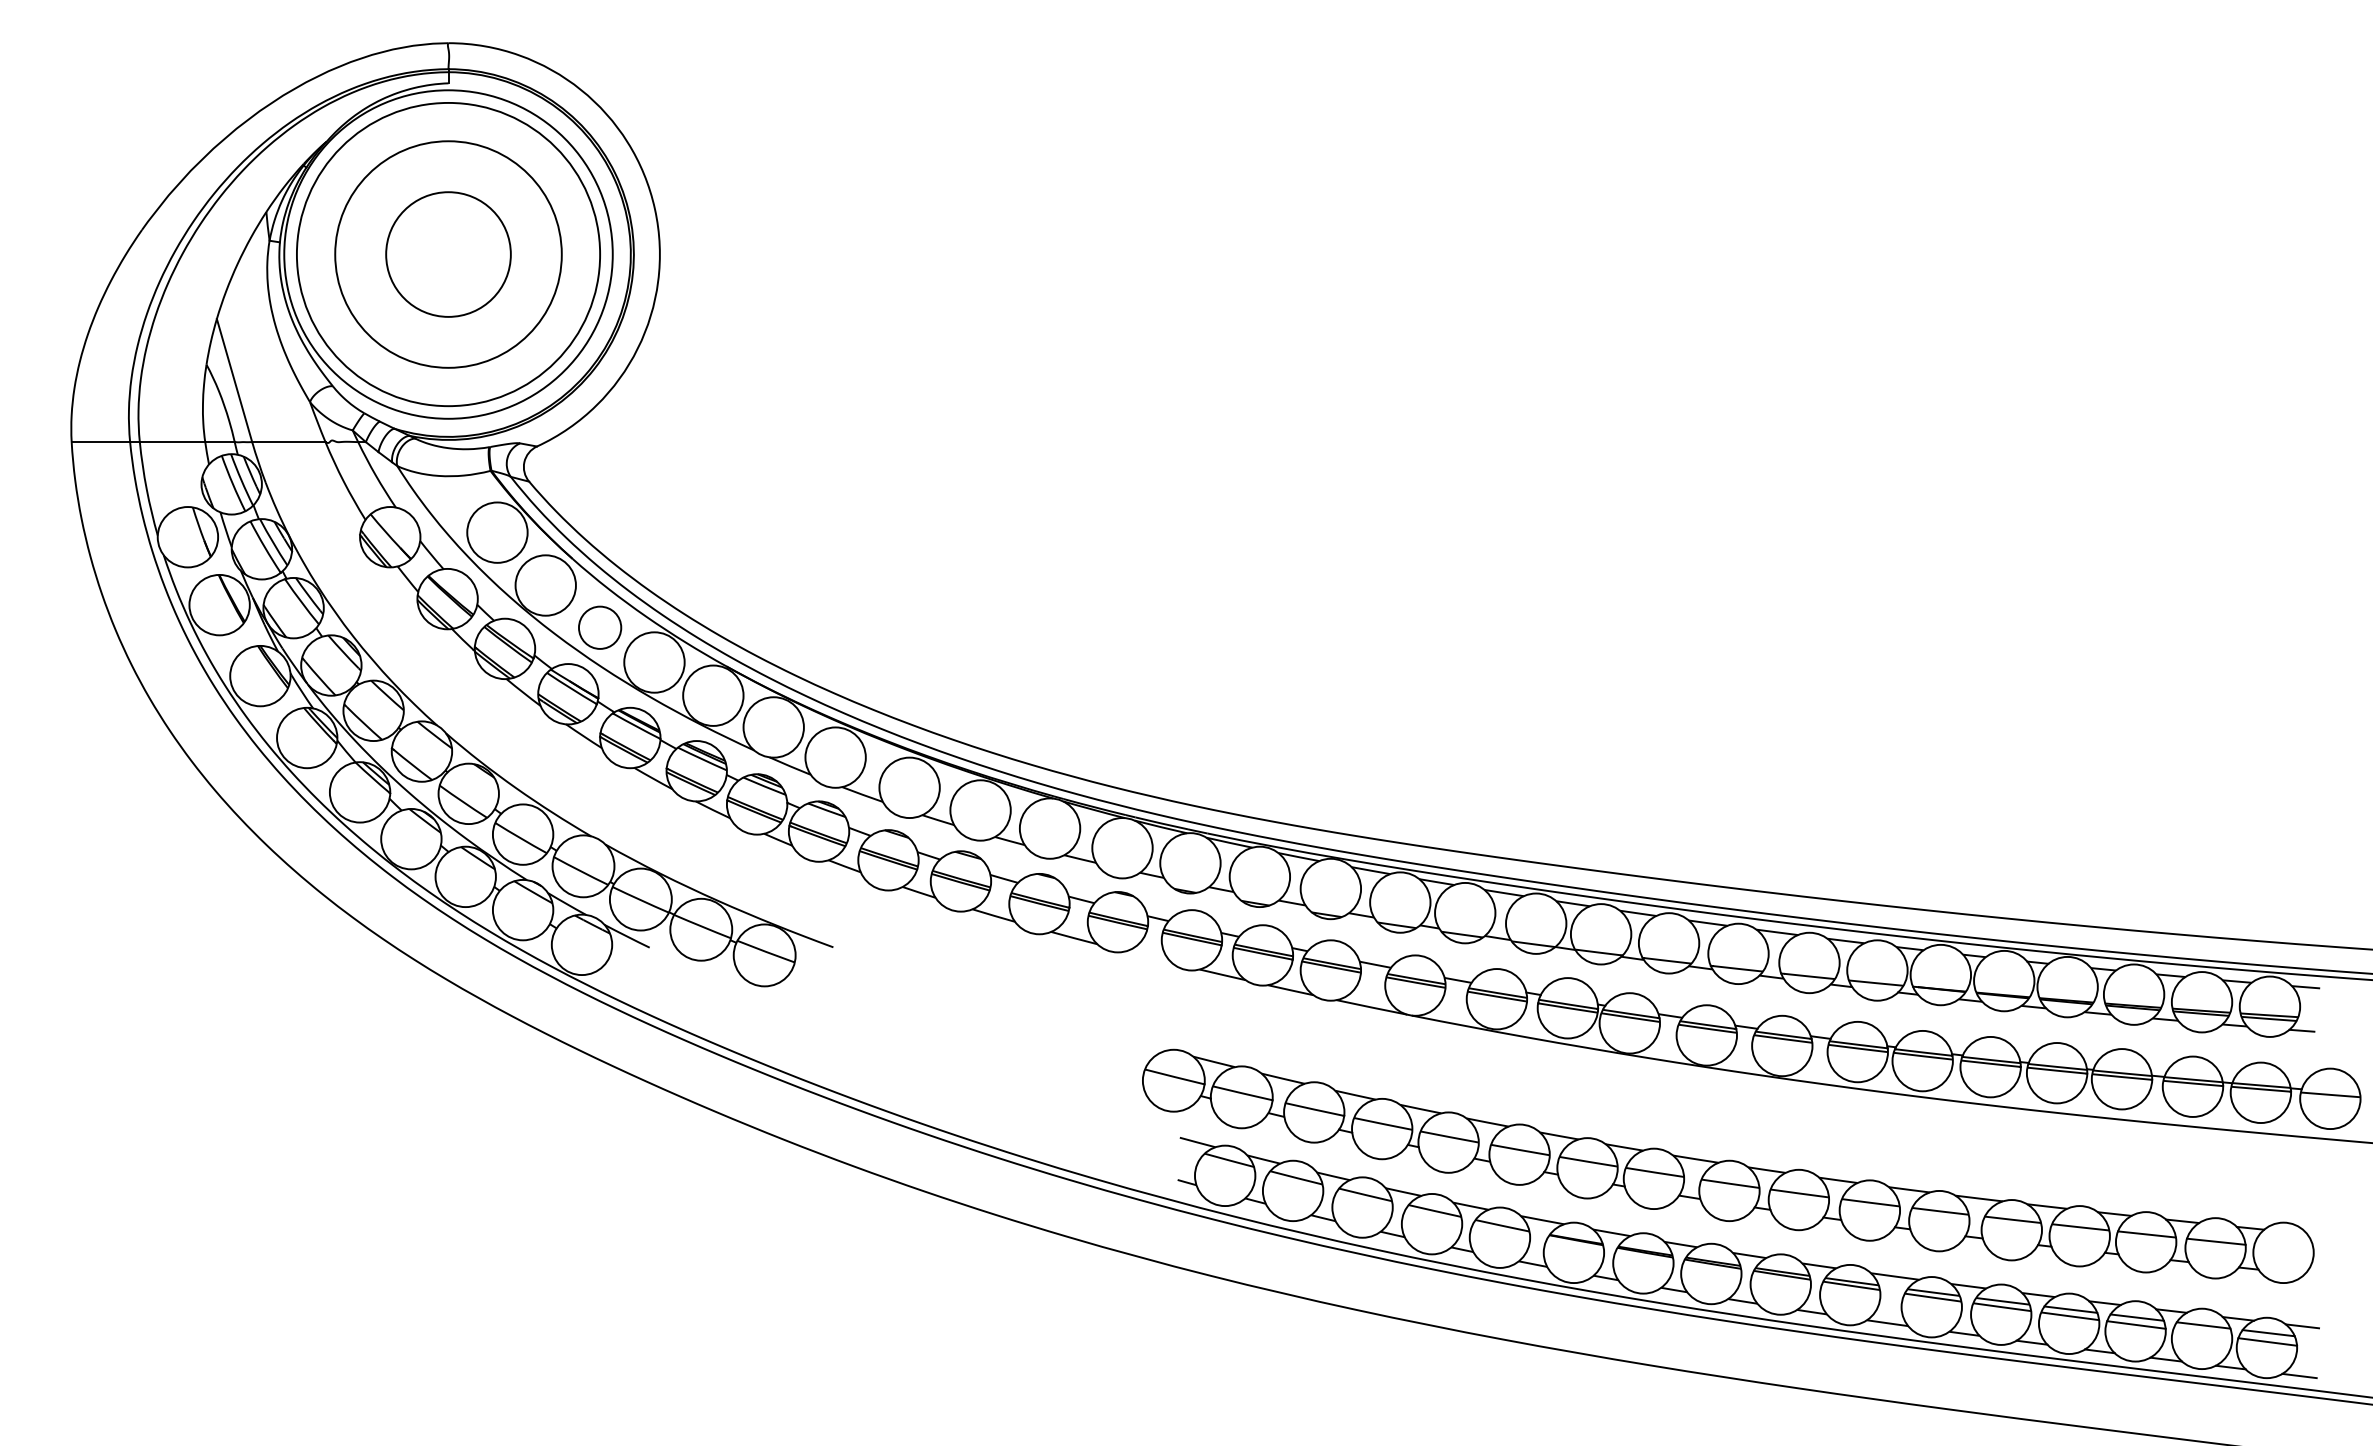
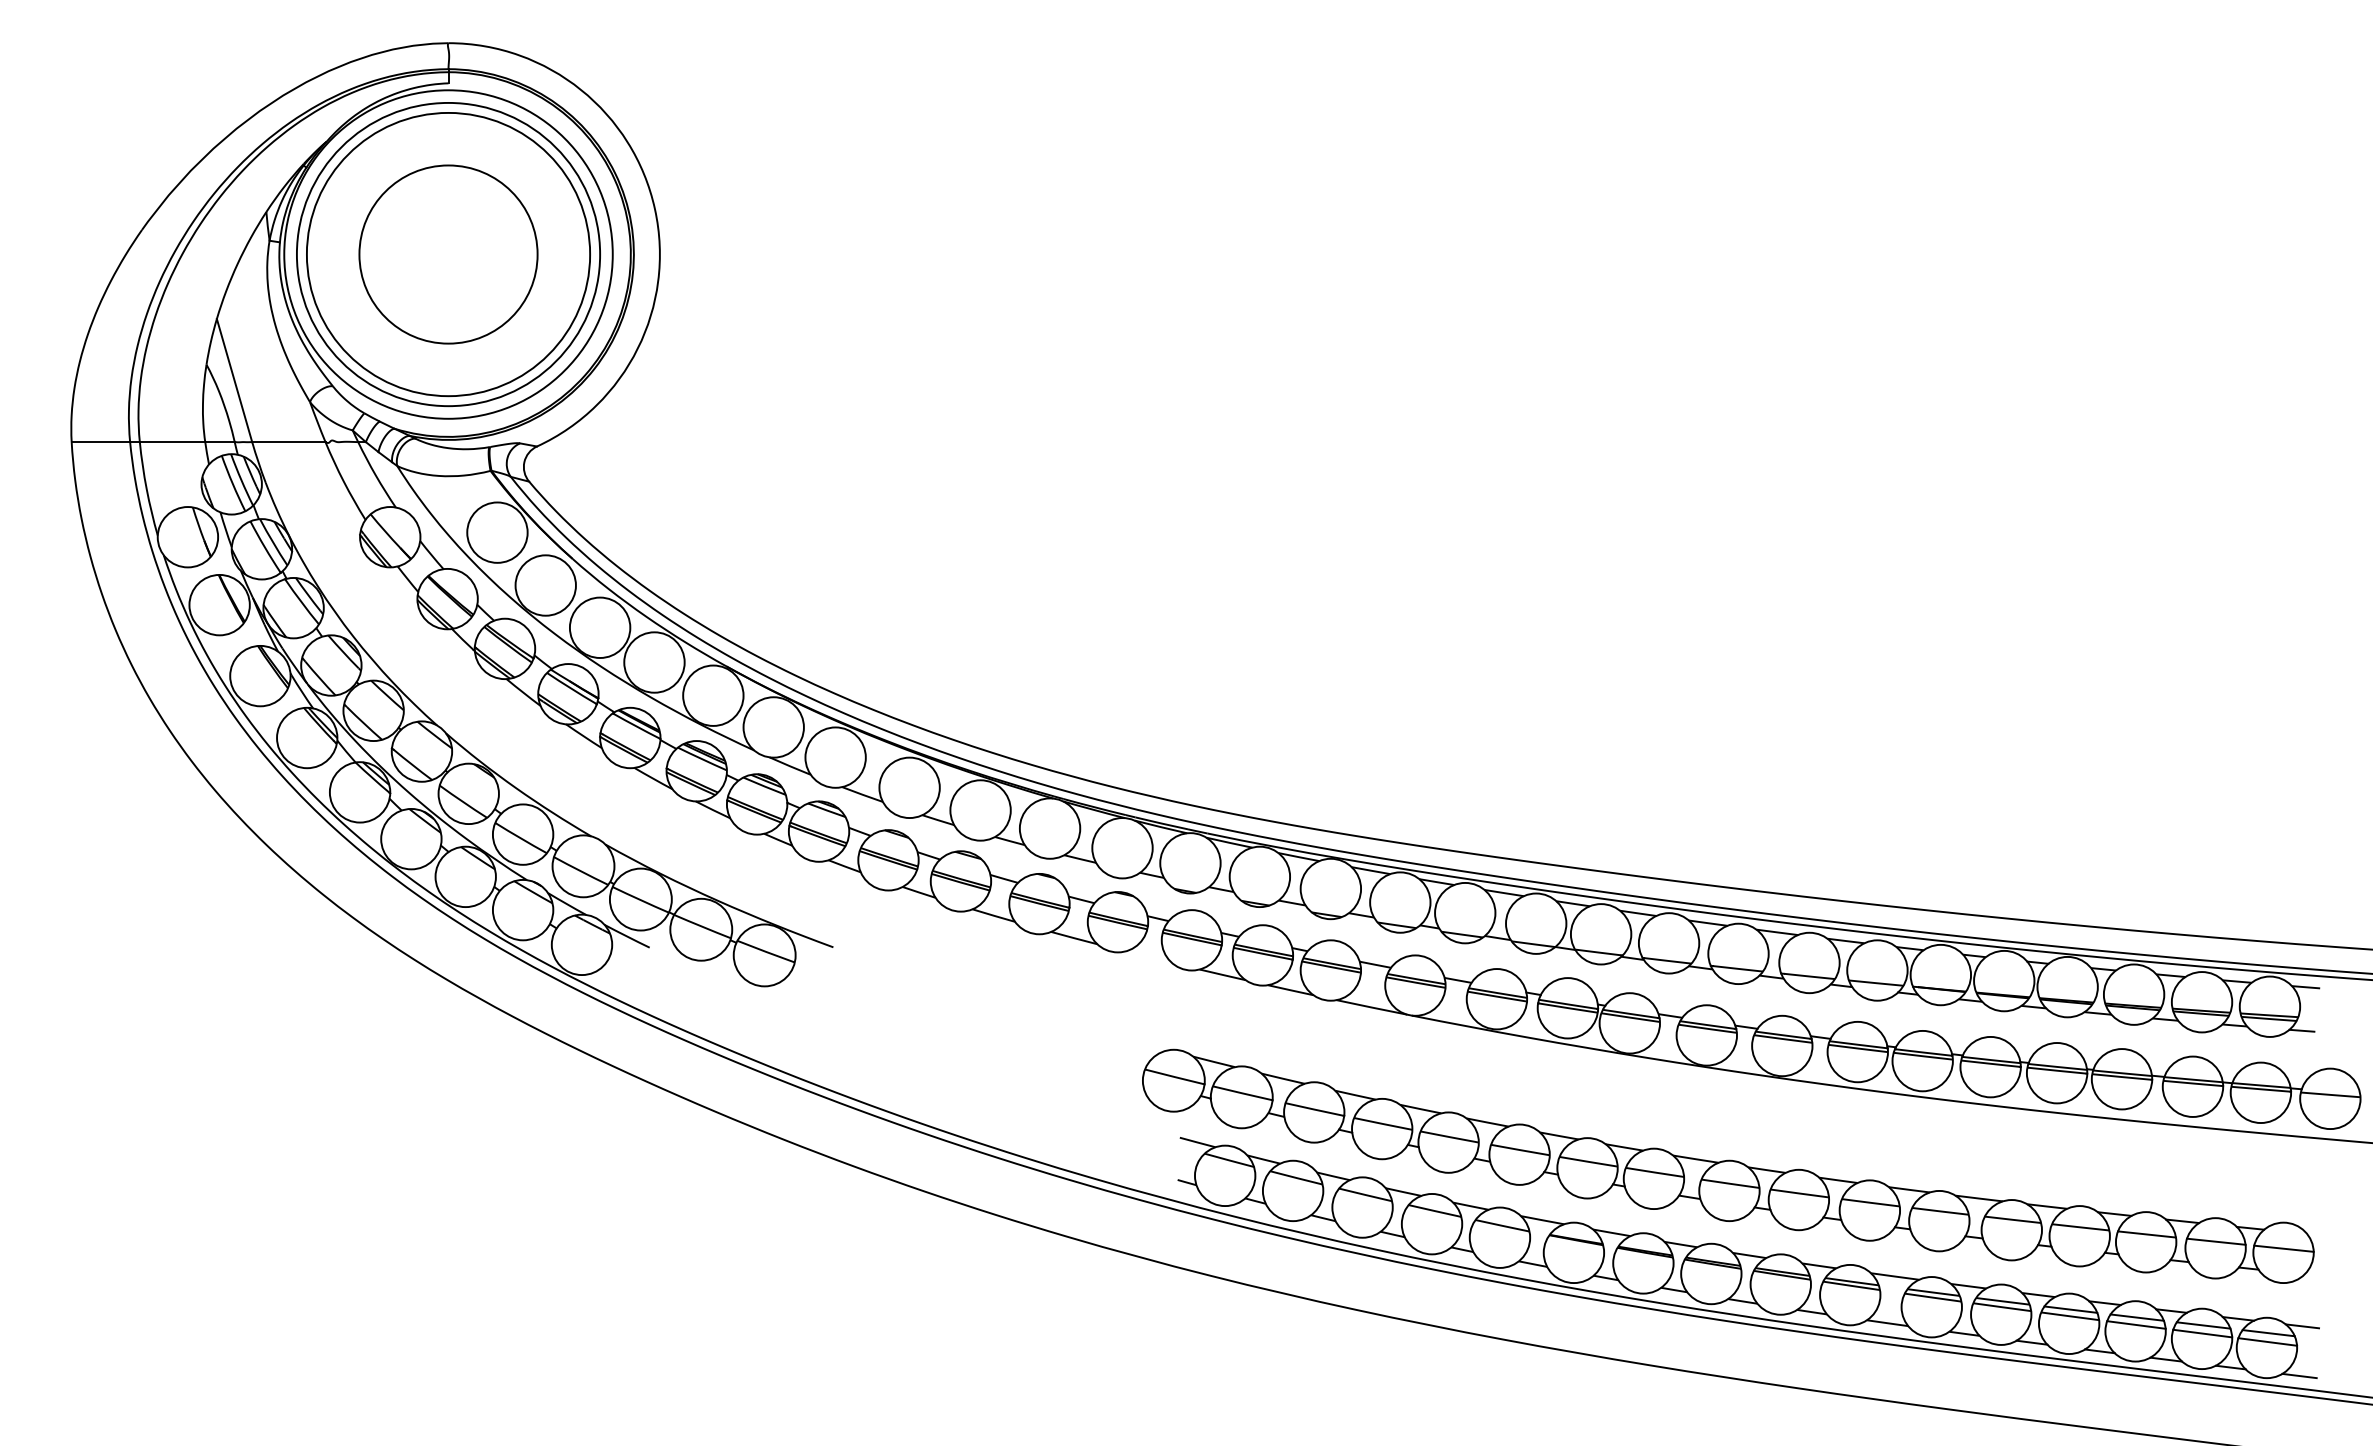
circle diameter: 125 px -> 178 px (448, 254)
circle diameter: 227 px -> 283 px (448, 254)
circle diameter: 42 px -> 60 px (599, 627)
line: none -> present (2283, 1248)
line: none -> present (2202, 1333)
